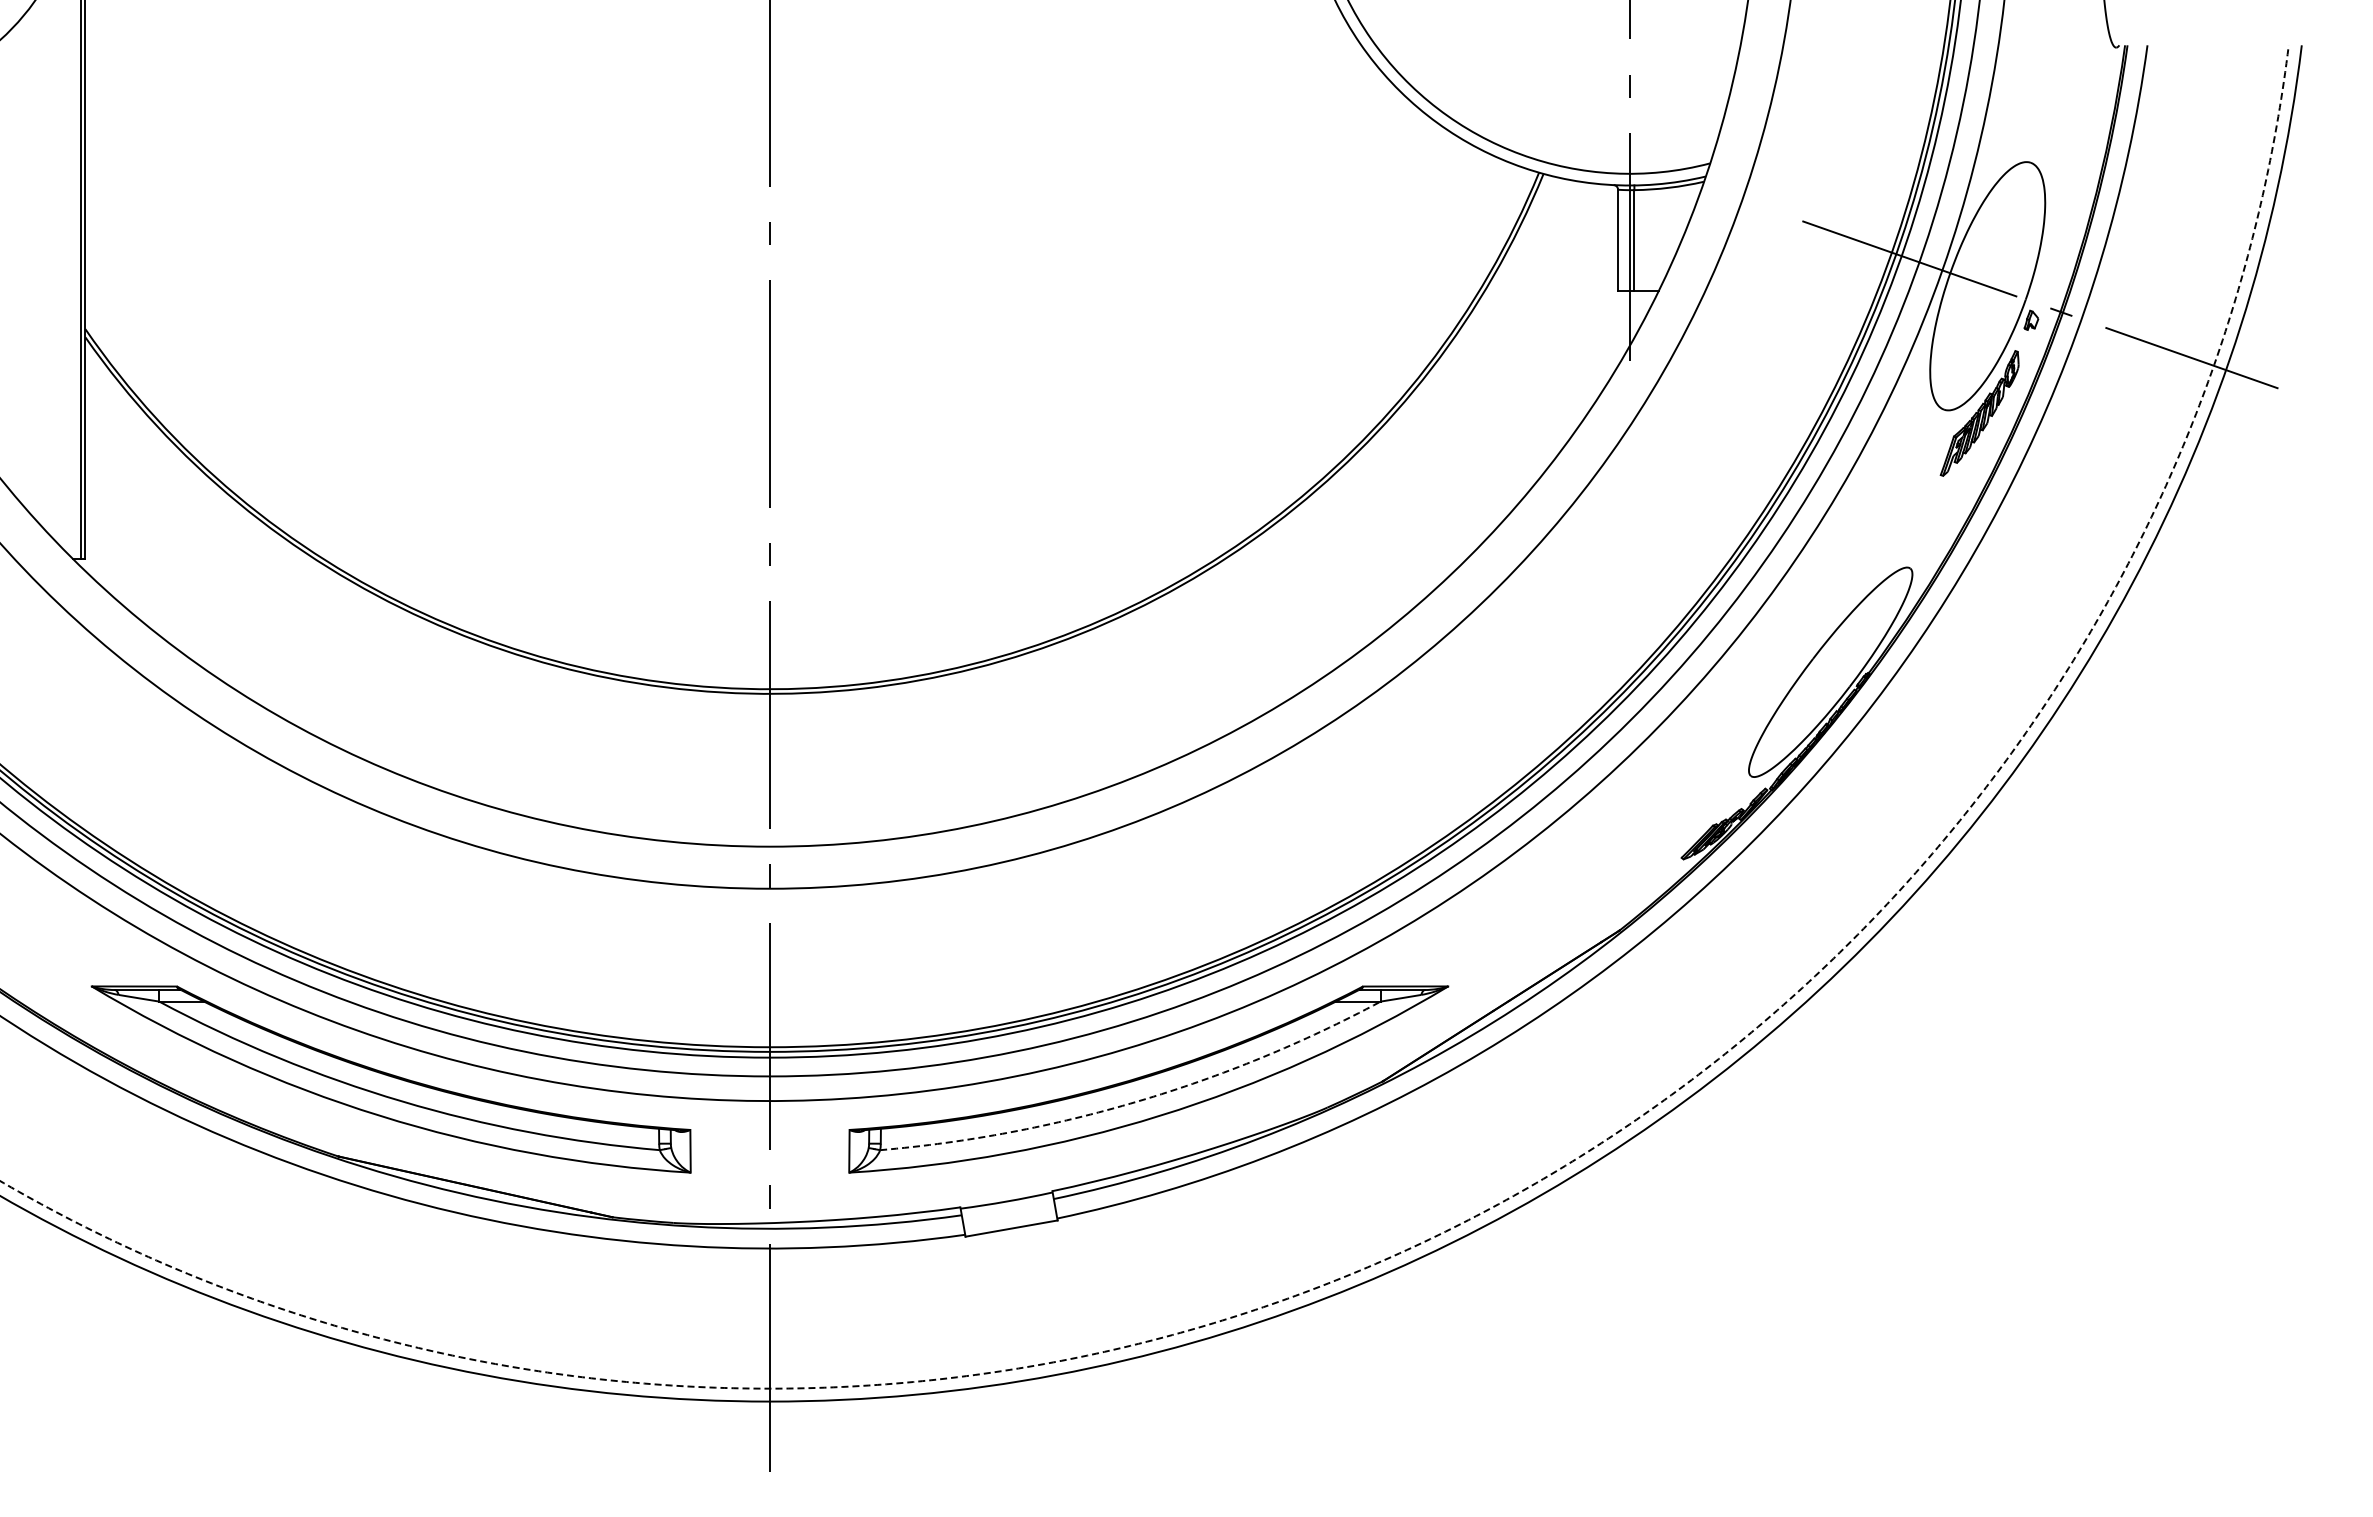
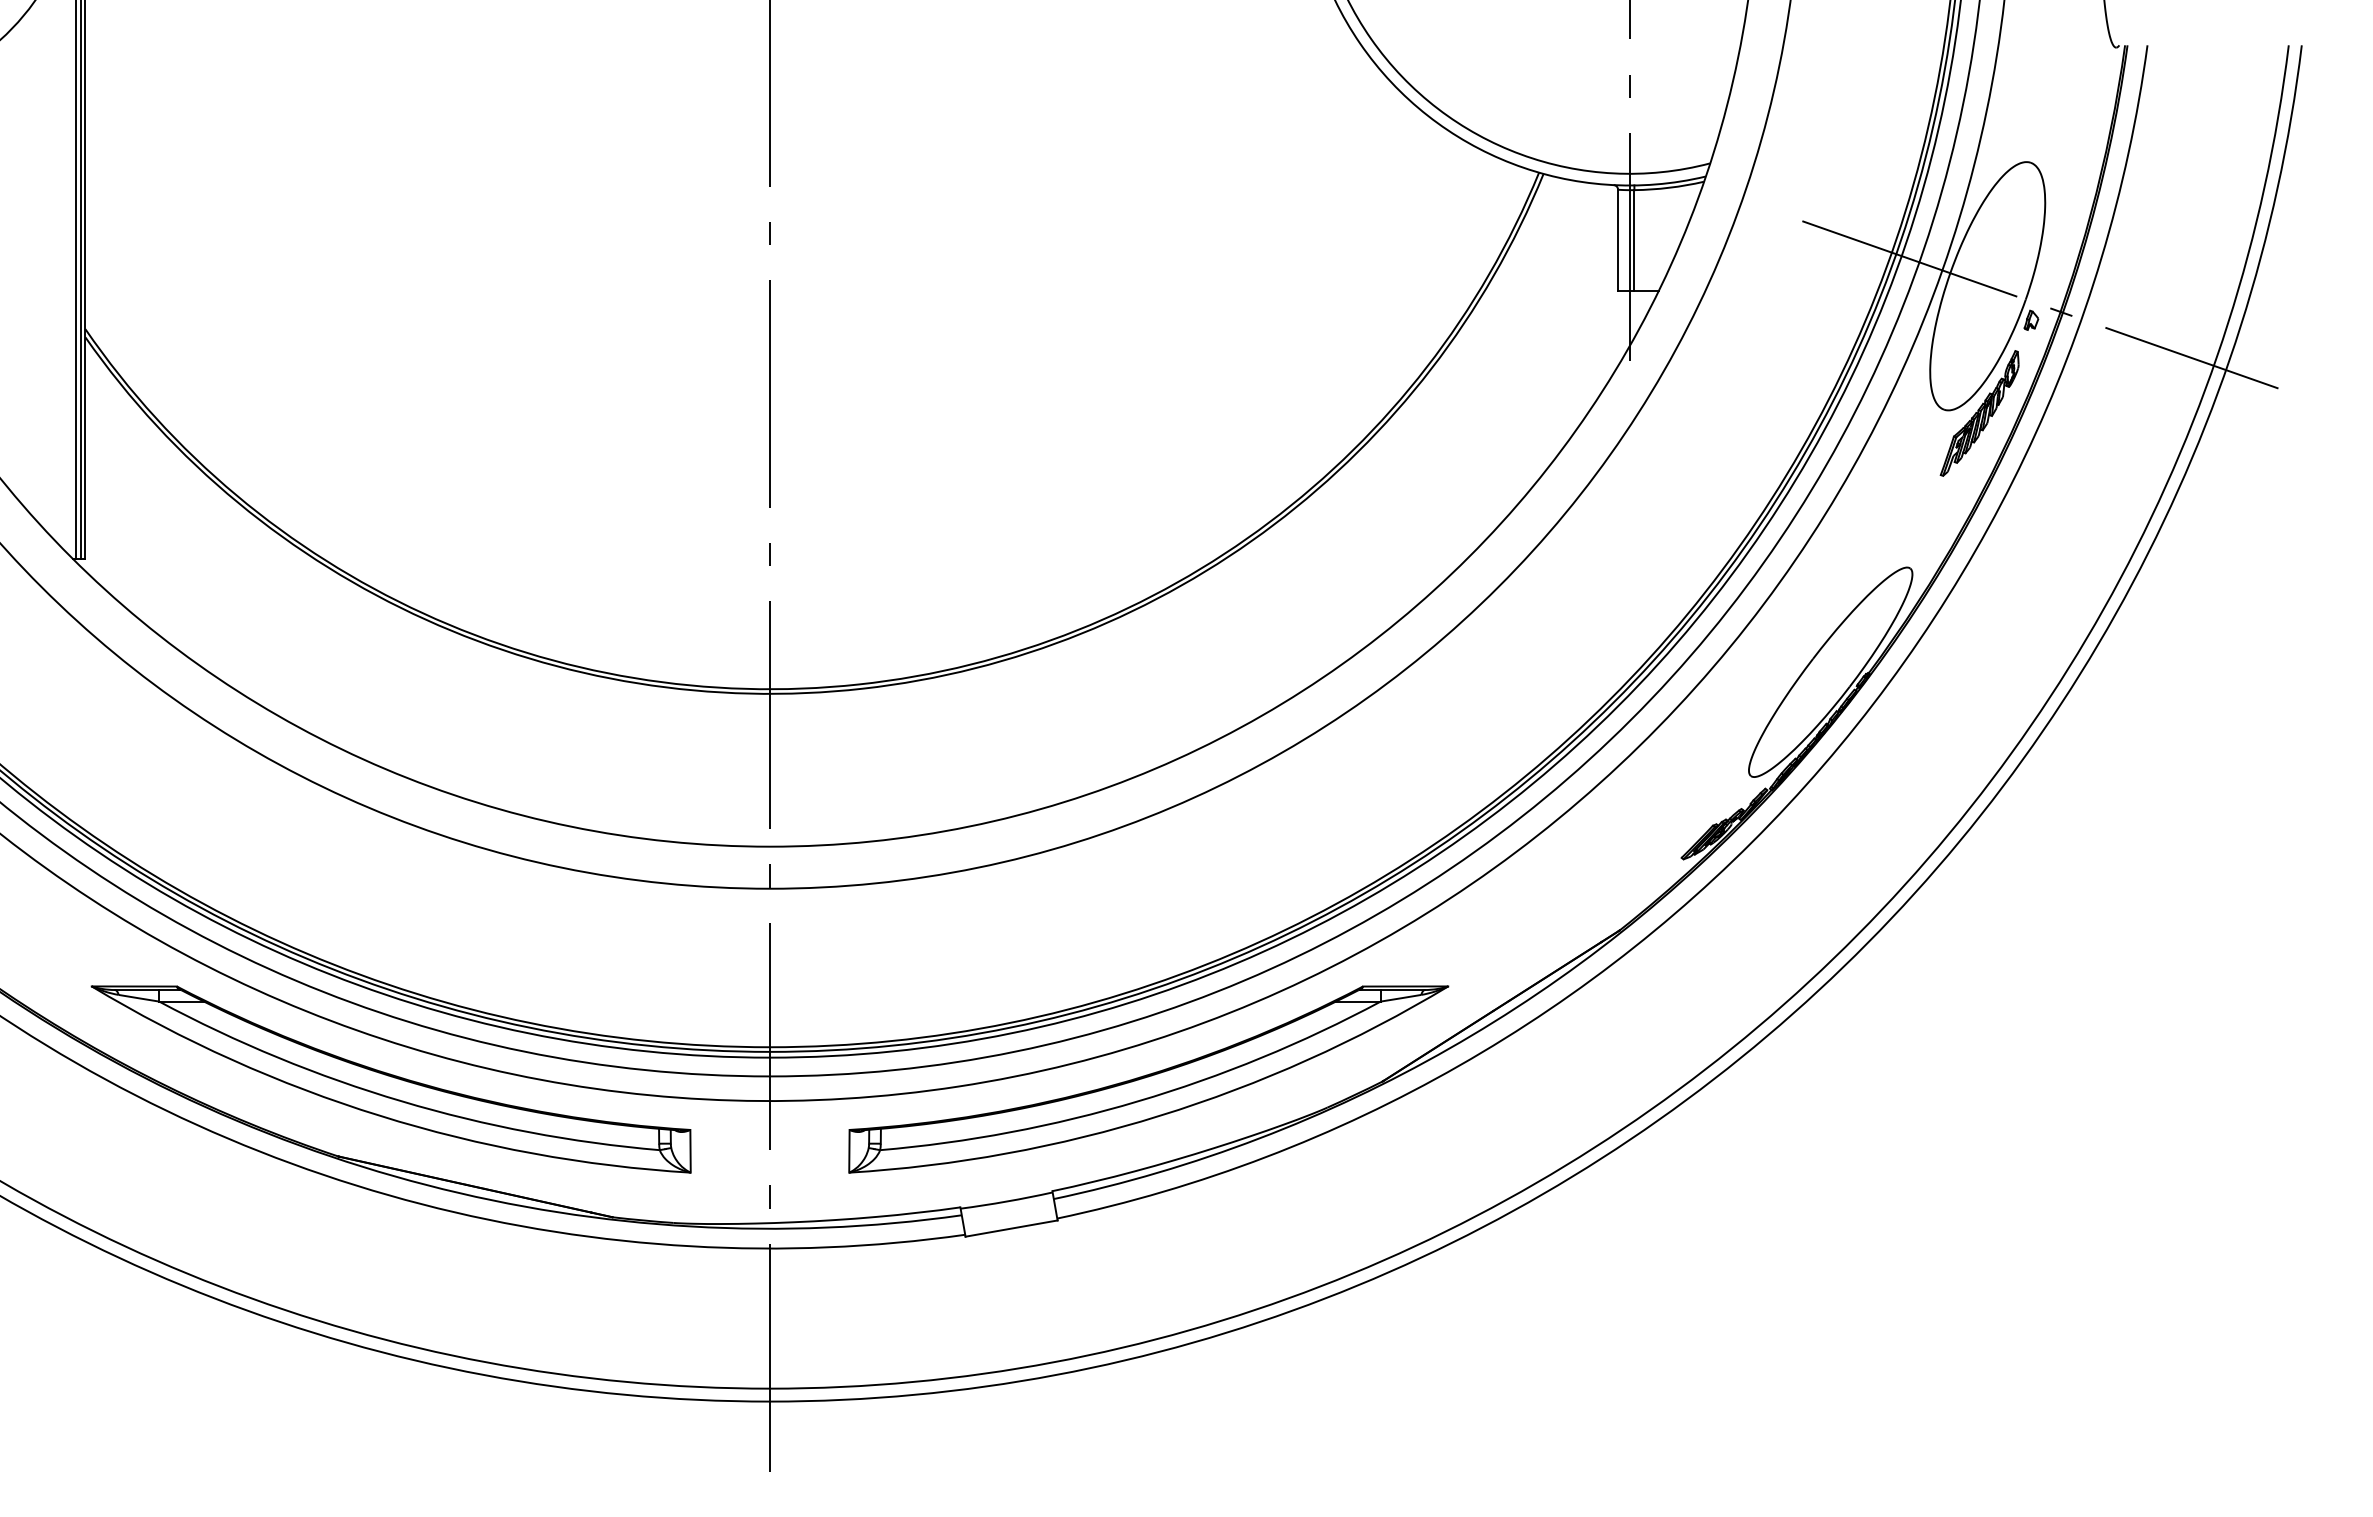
line: none -> present (76, 280)
arc: dashed -> solid (1138, 1101)
arc: dashed -> solid (1450, 1229)
